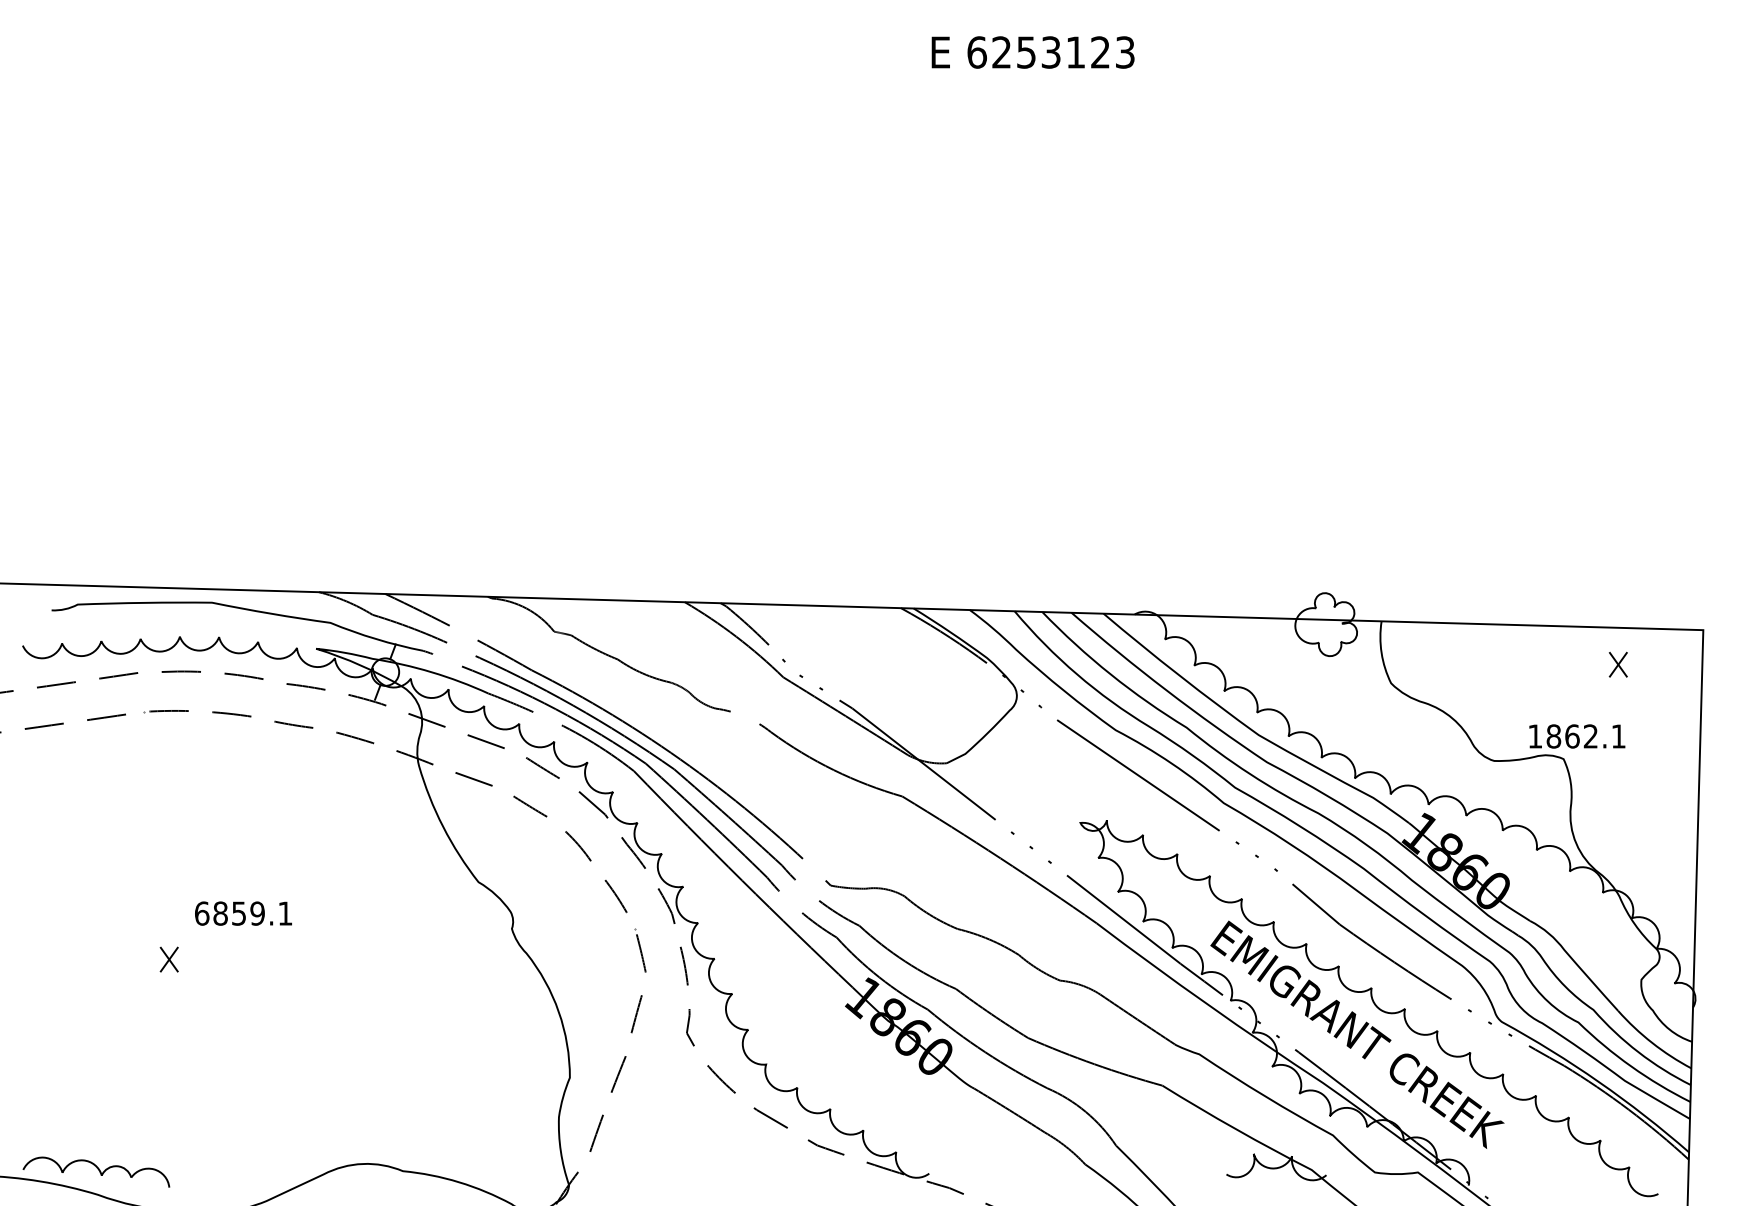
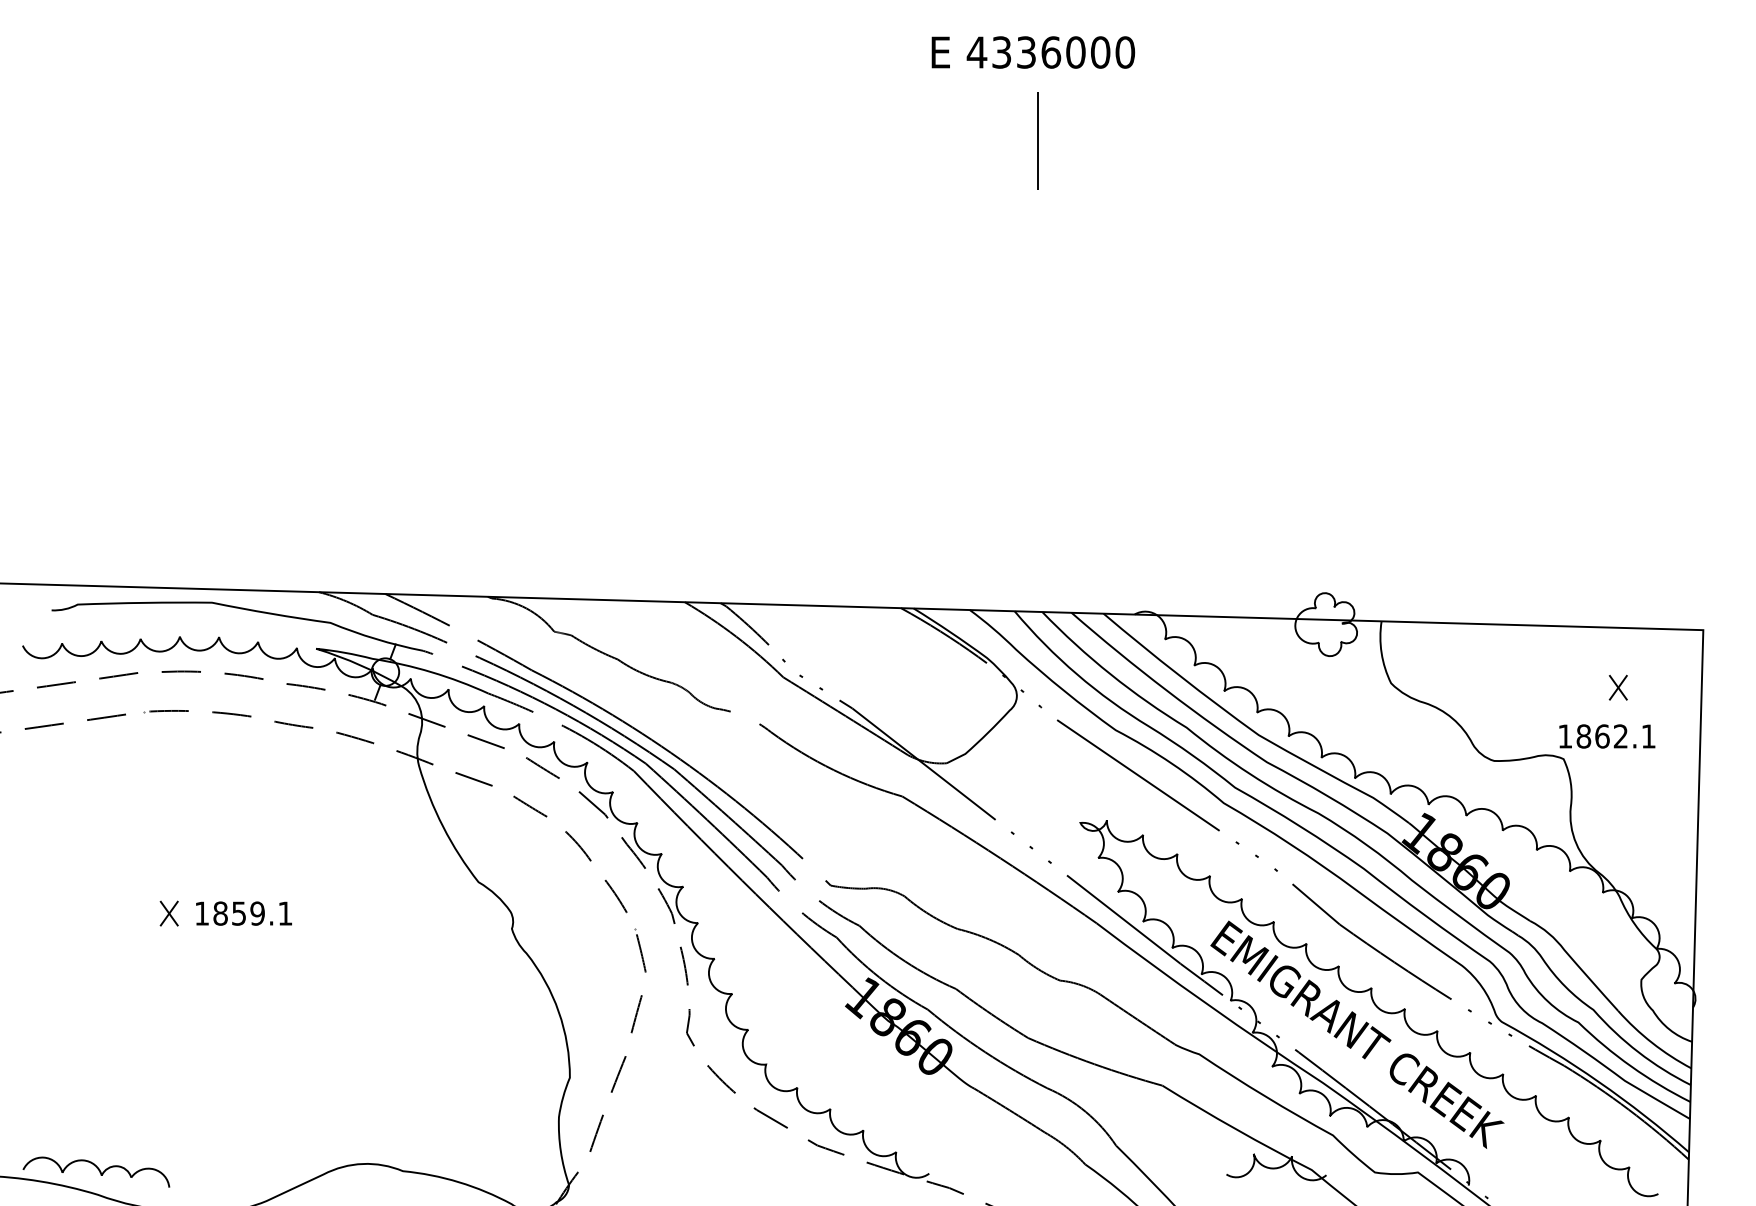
text: 6253123 -> 4336000 (1050, 52)
line: none -> present (1037, 140)
part position: (1617, 664) -> (1617, 687) (1617, 687)
text position: (1577, 736) -> (1607, 736) (1607, 736)
text: 6859.1 -> 1859.1 (202, 913)
part position: (168, 959) -> (168, 913) (168, 913)
